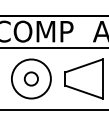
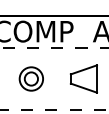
line: solid -> dashed (54, 48)
circle diameter: 39 px -> 23 px (31, 78)
part size: 40x42 px -> 29x30 px (83, 78)
line: solid -> dashed (54, 109)
